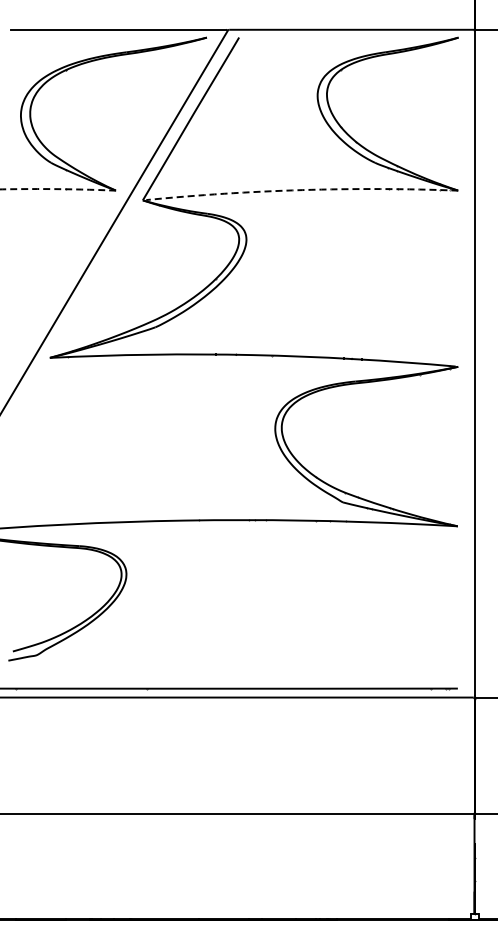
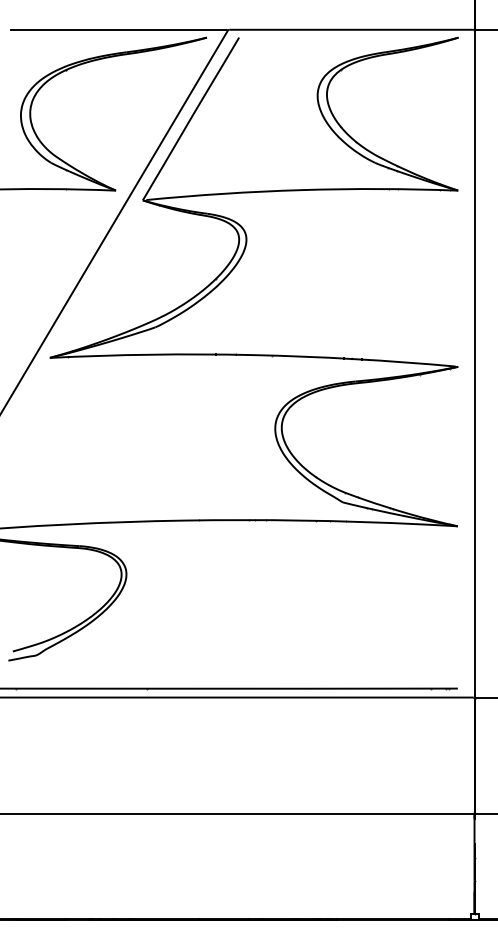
line: dashed -> solid (57, 189)
line: dashed -> solid (302, 190)
